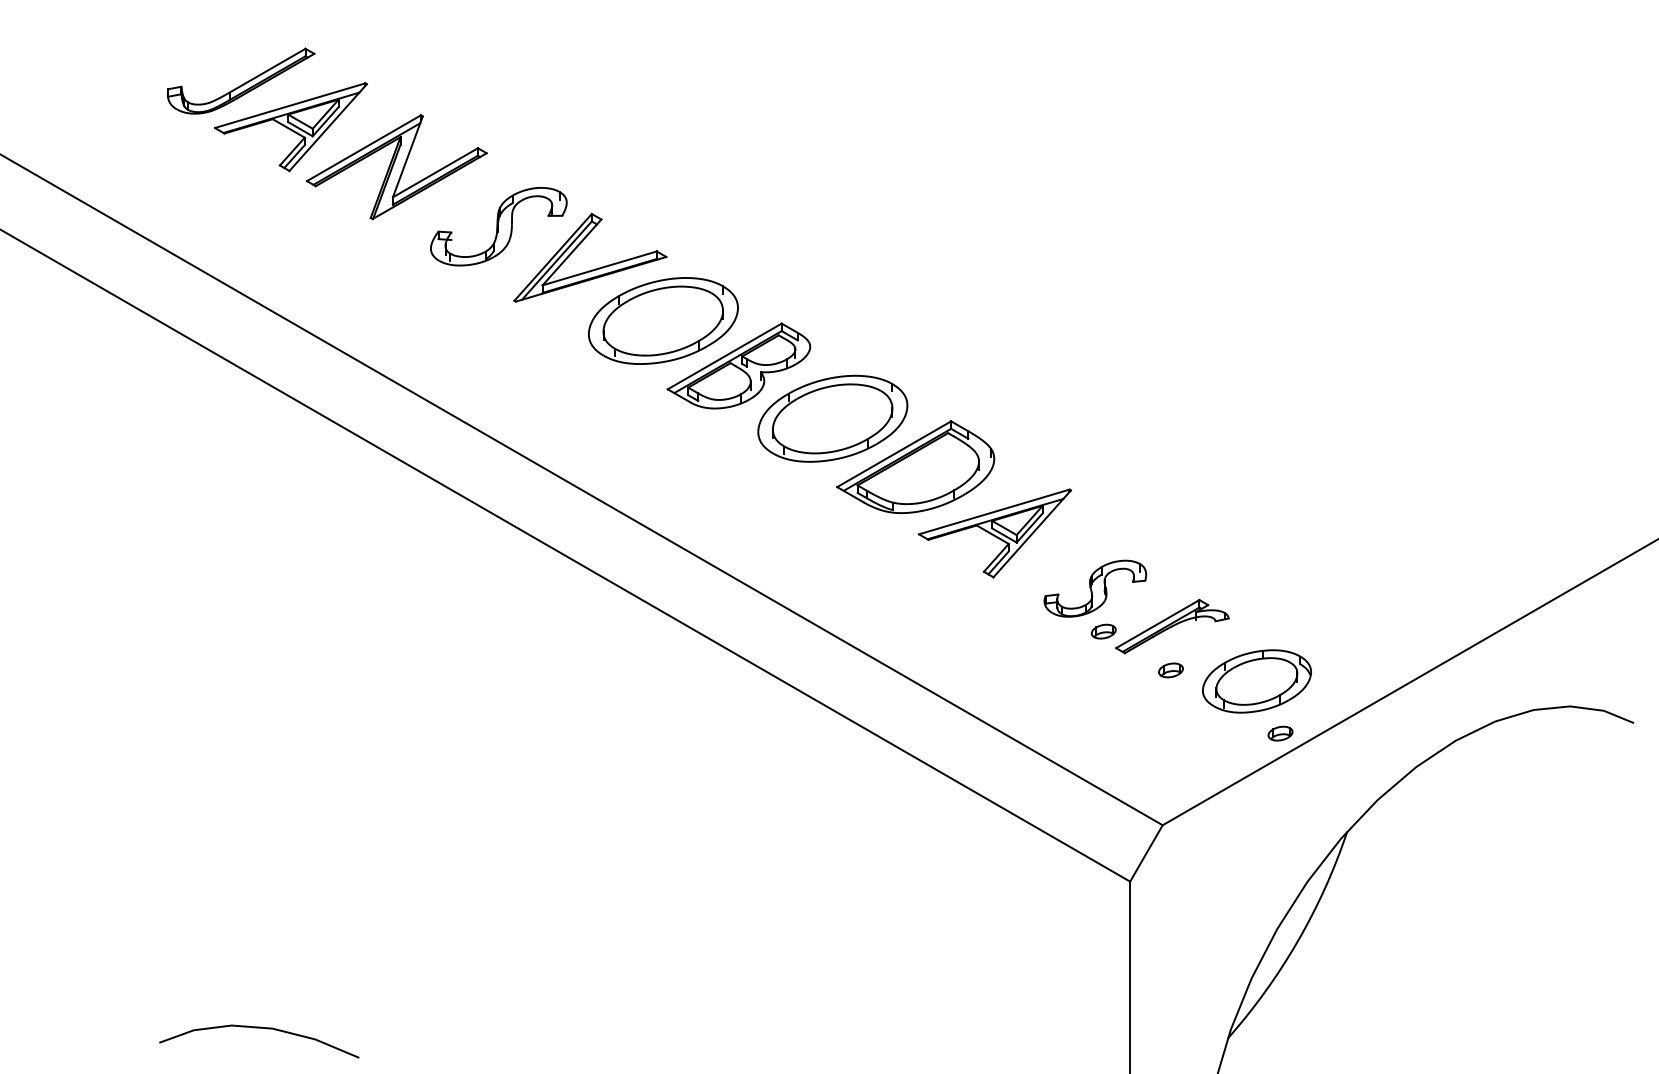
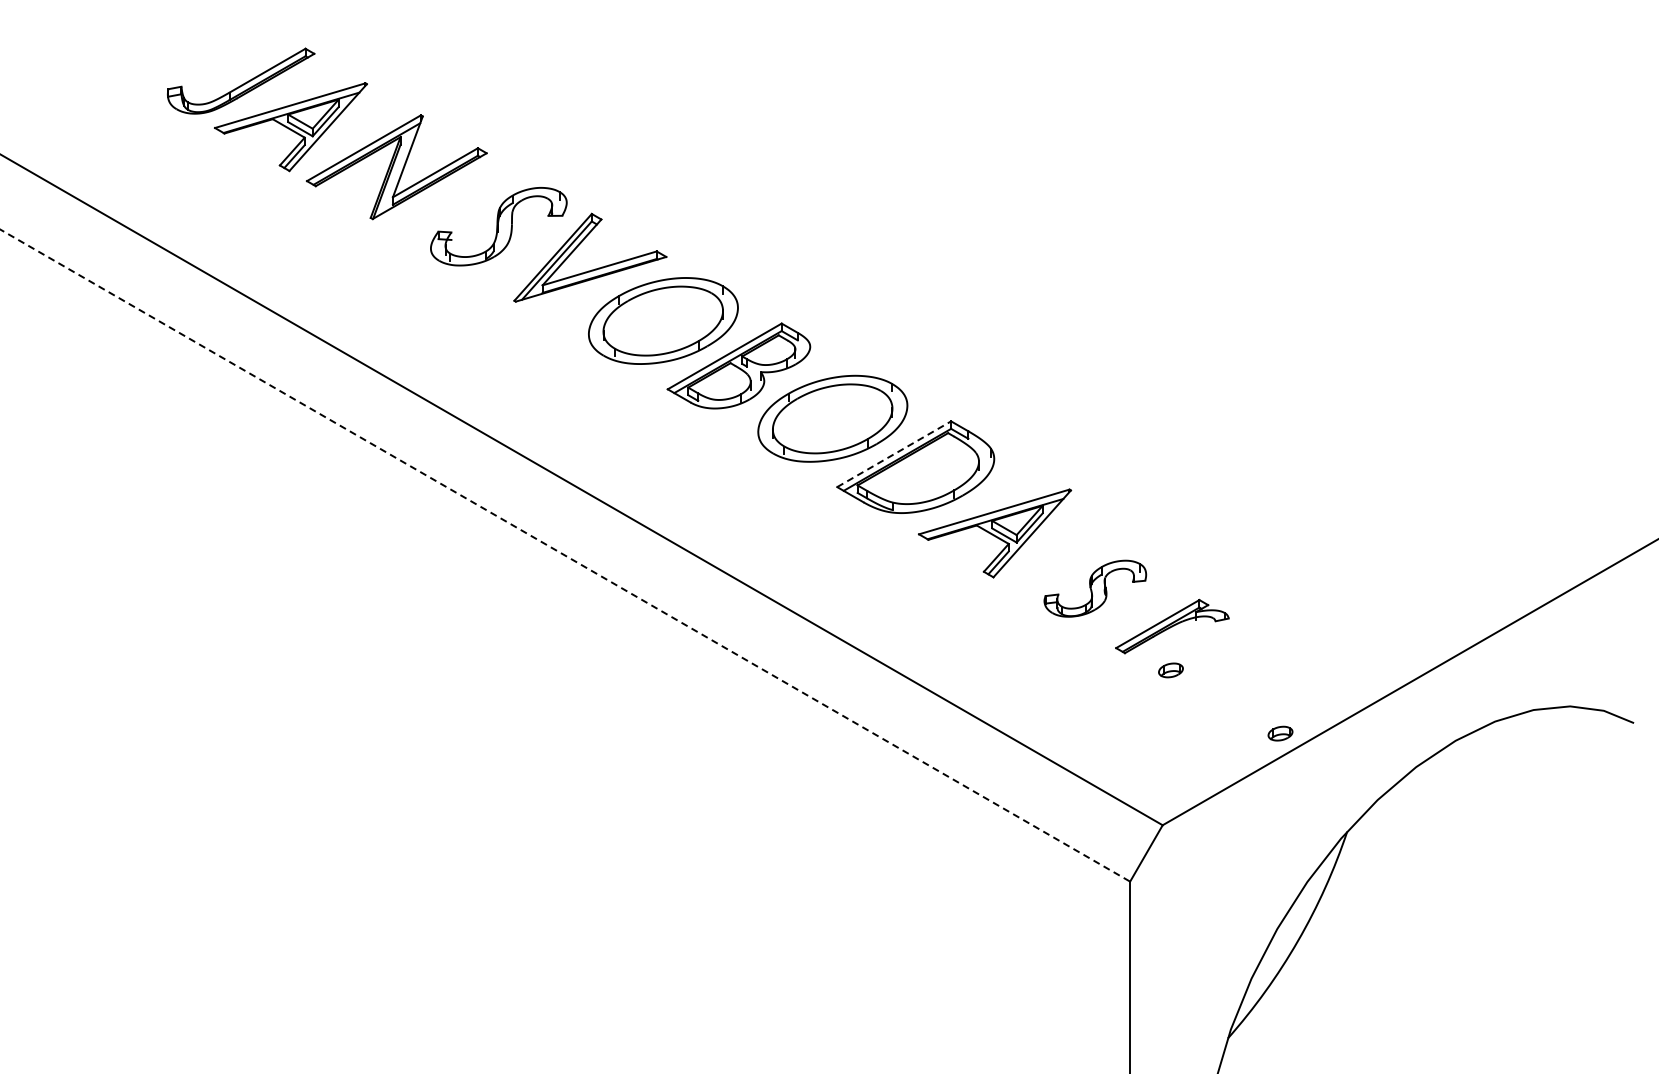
line: solid -> dashed (894, 454)
line: solid -> dashed (565, 555)
part: present -> none (1103, 631)
part: present -> none (1256, 681)
curve: present -> none (259, 1028)
